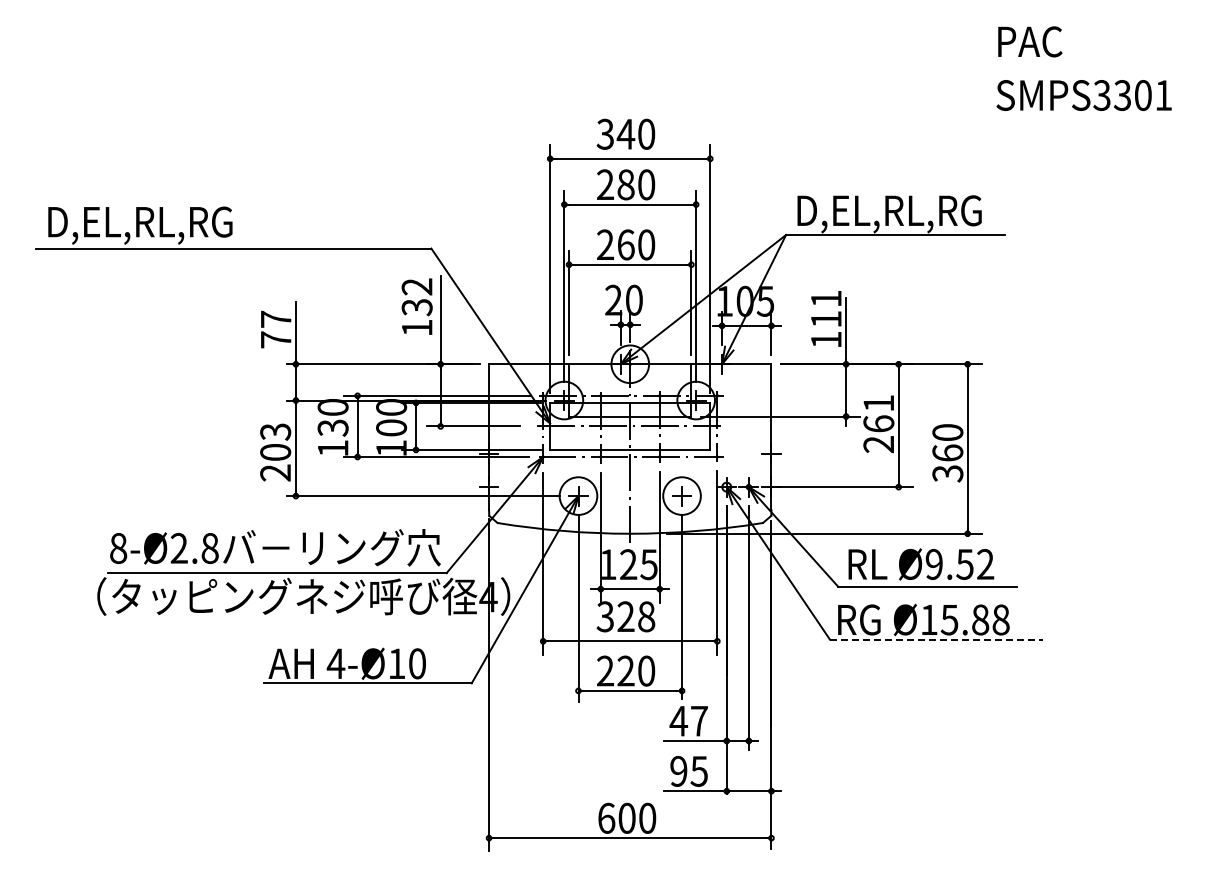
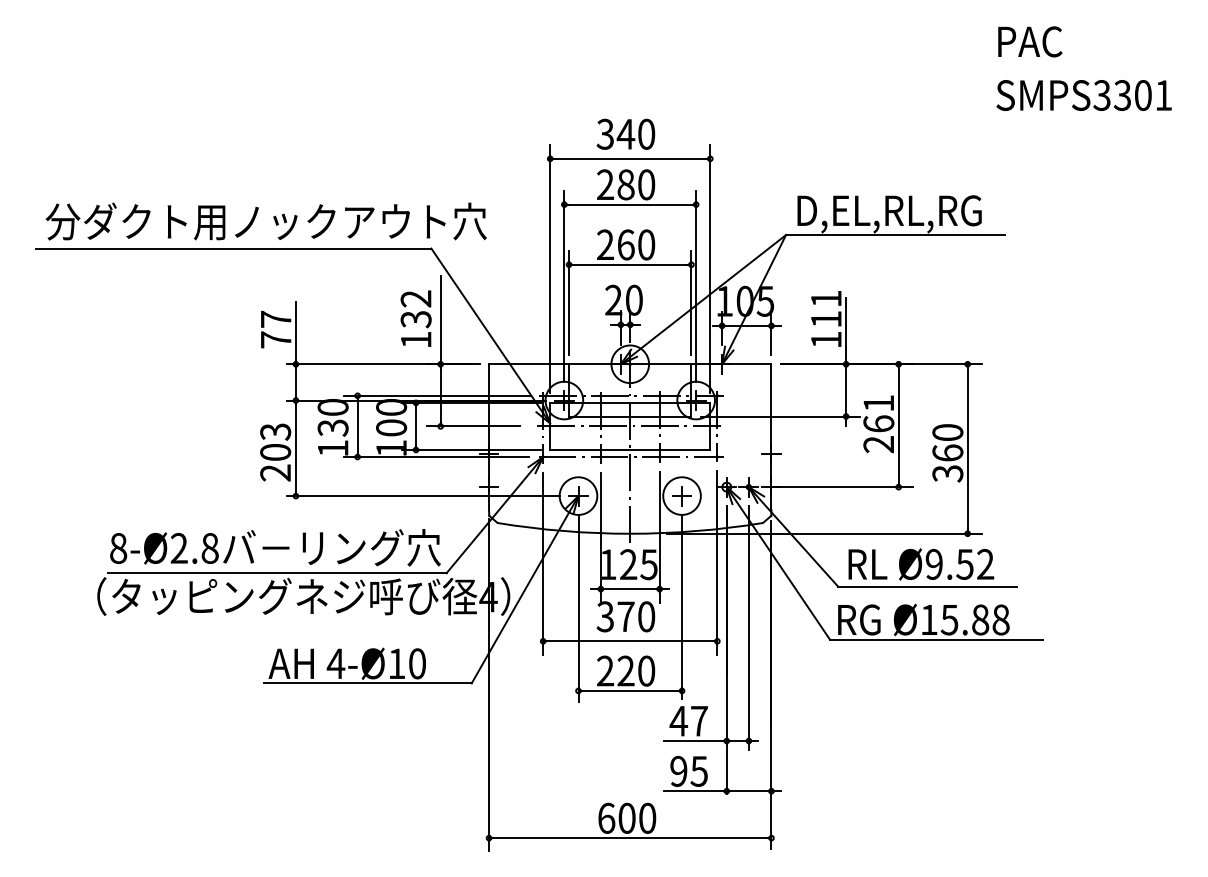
text: D,EL,RL,RG -> 分ダクト用ノックアウト穴 (265, 223)
text position: (416, 306) -> (415, 318) (415, 318)
text: 328 -> 370 (636, 616)
line: dashed -> solid (936, 639)
